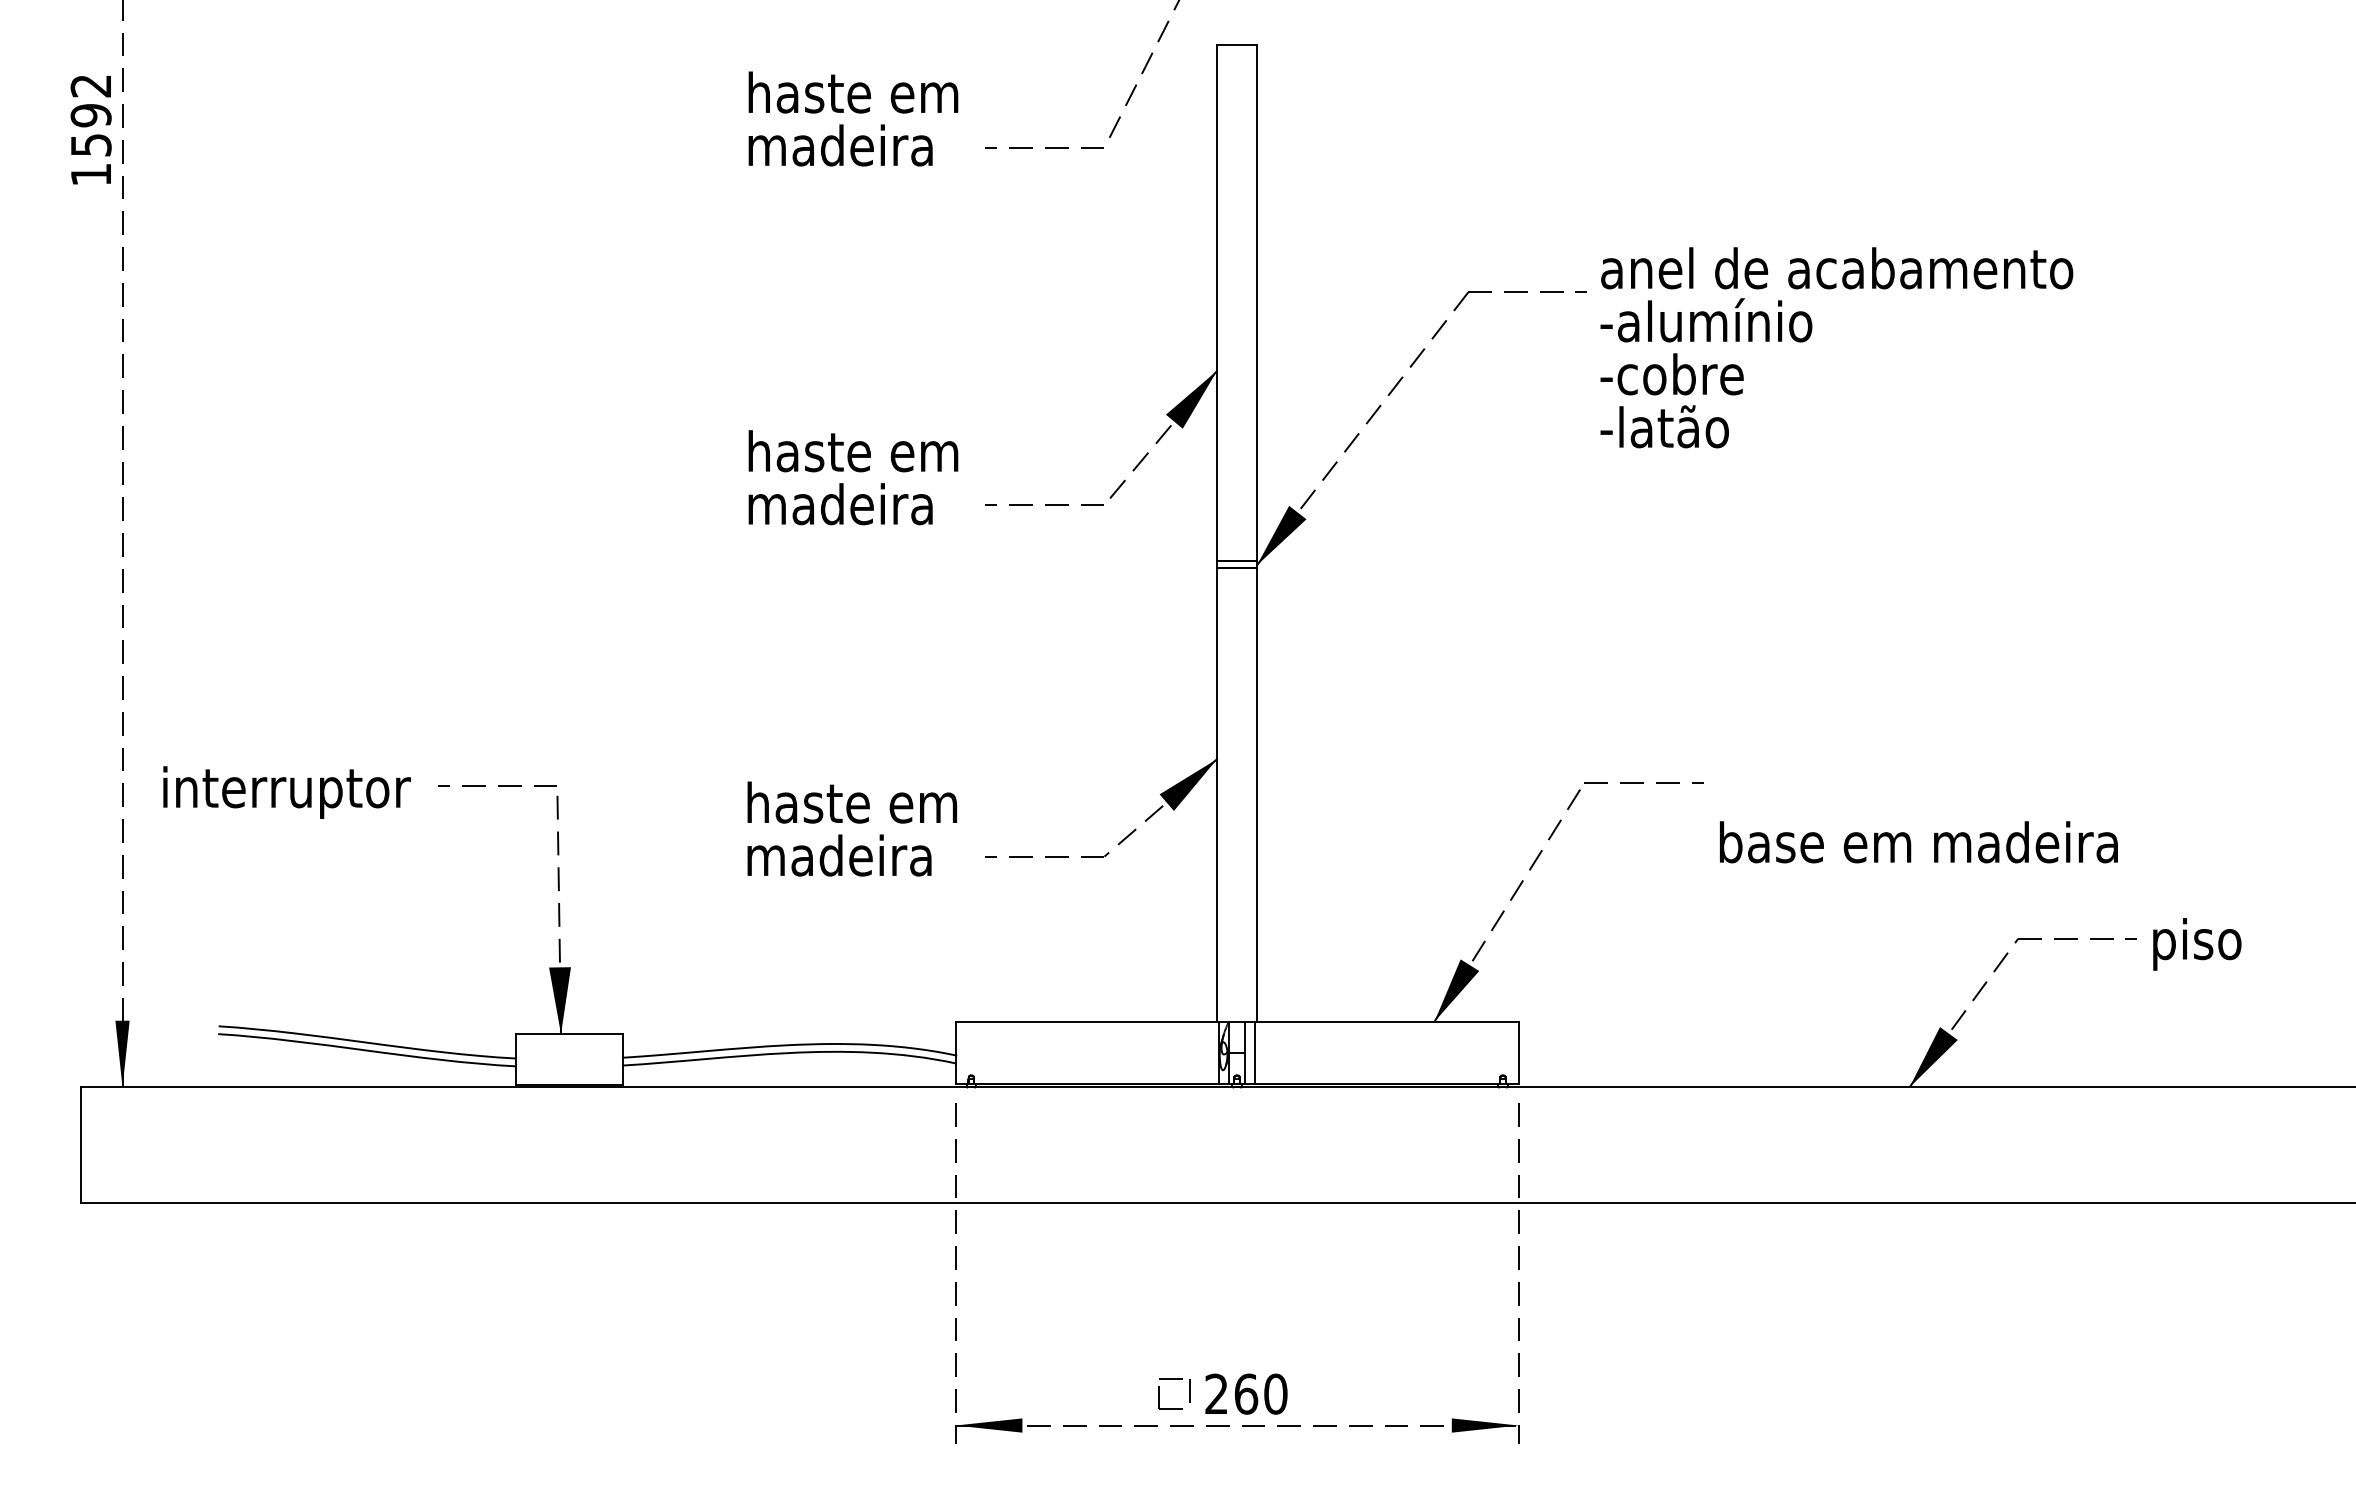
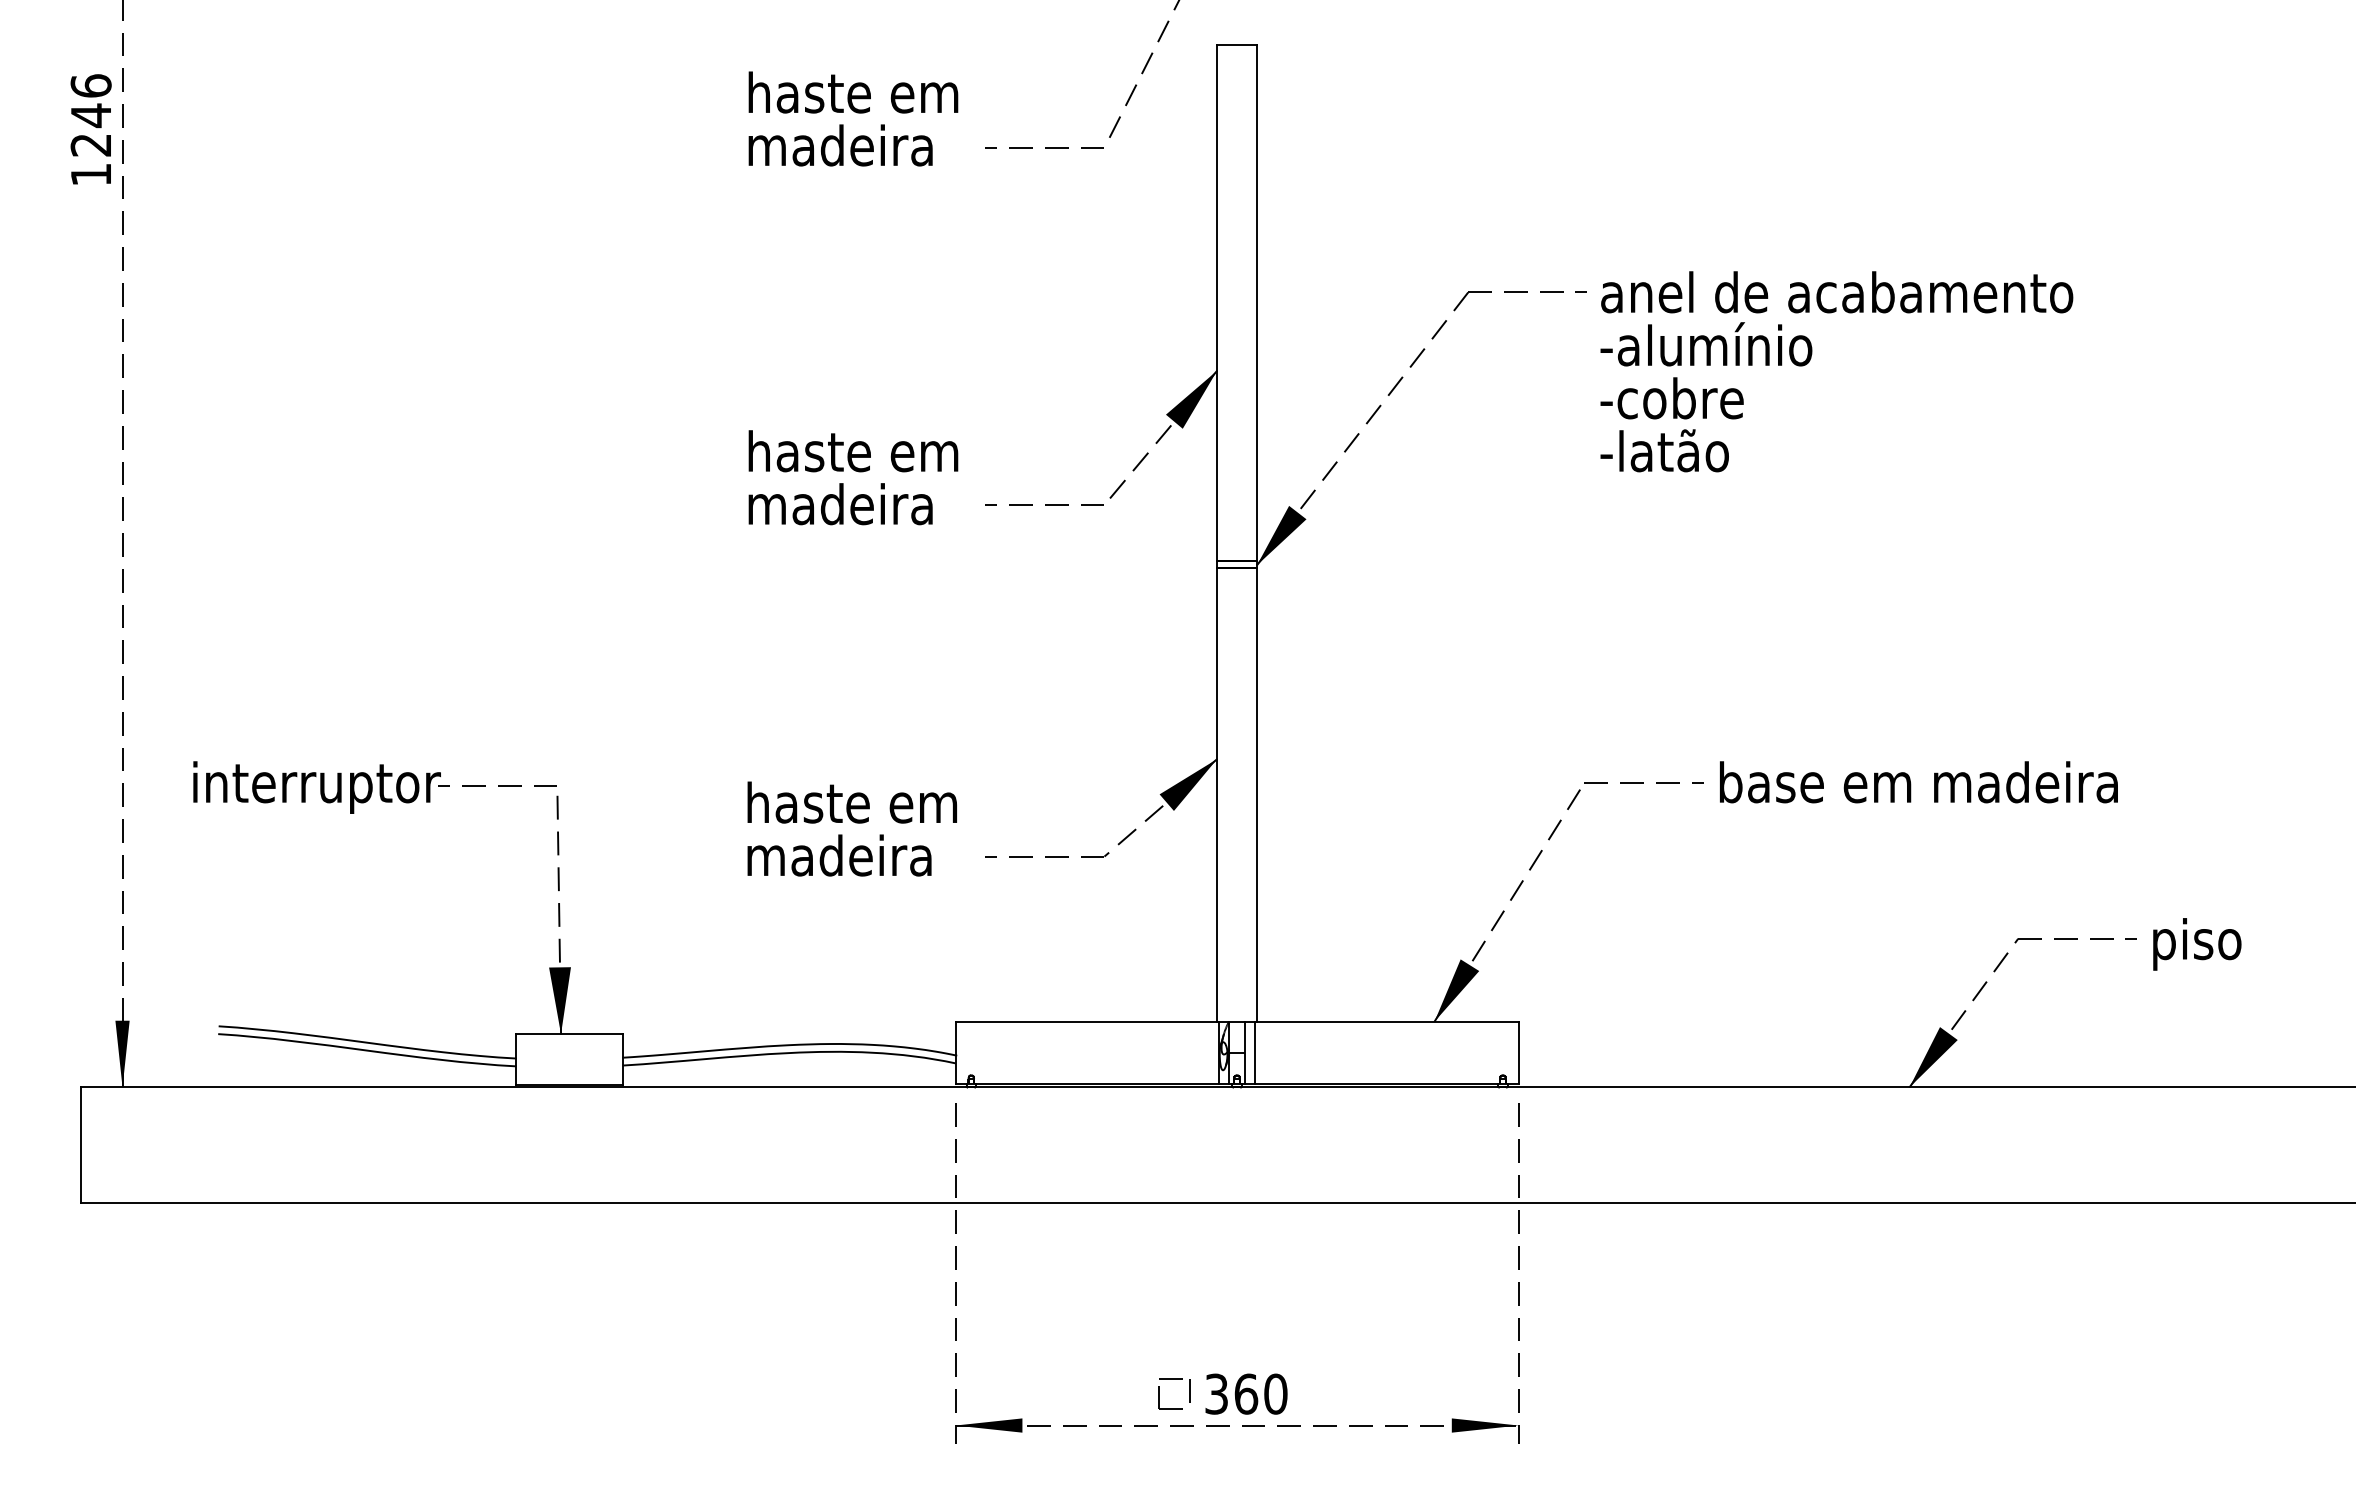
text: 1592 -> 1246 (90, 115)
text position: (1836, 347) -> (1836, 371) (1836, 371)
text position: (286, 792) -> (316, 787) (316, 787)
text position: (1918, 842) -> (1918, 782) (1918, 782)
text: 260 -> 360 (1216, 1393)
